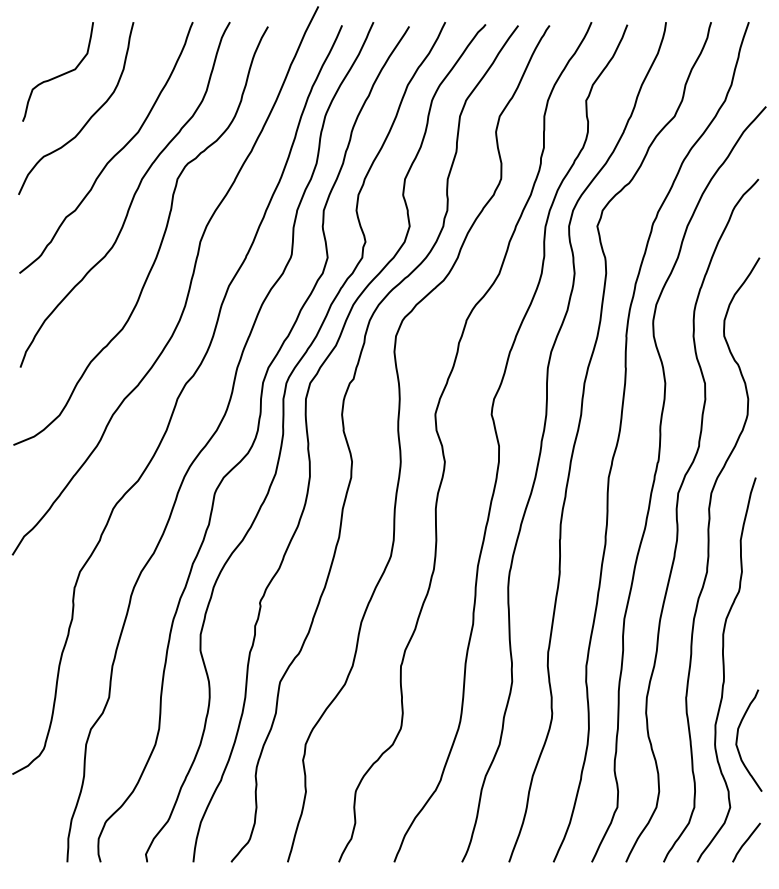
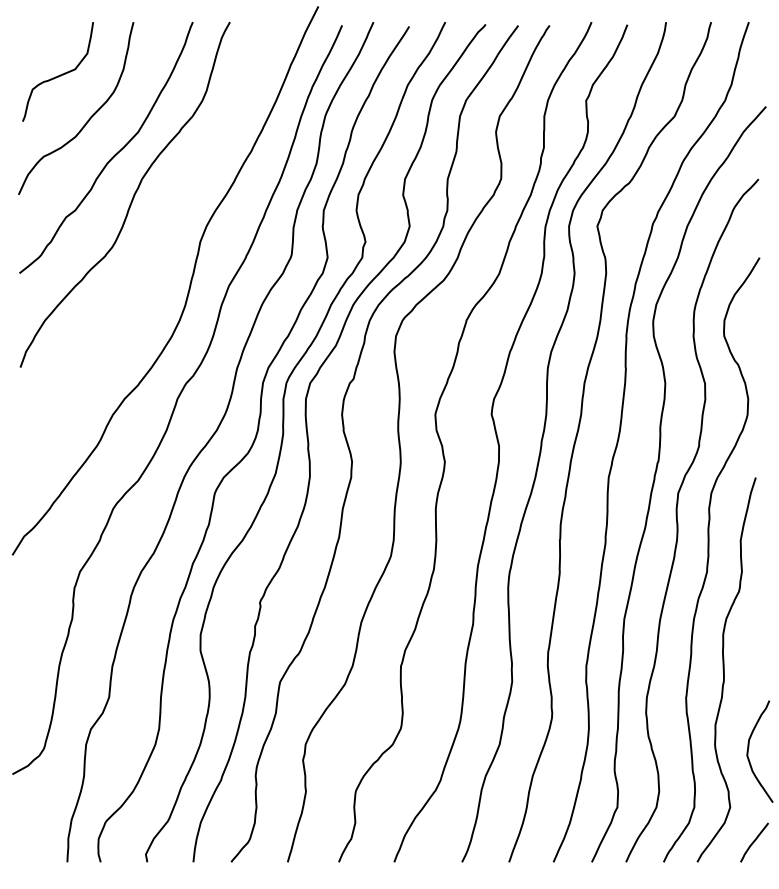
curve: present -> none (160, 242)
curve position: (738, 736) -> (749, 747) (749, 747)
curve position: (746, 842) -> (754, 842) (754, 842)
